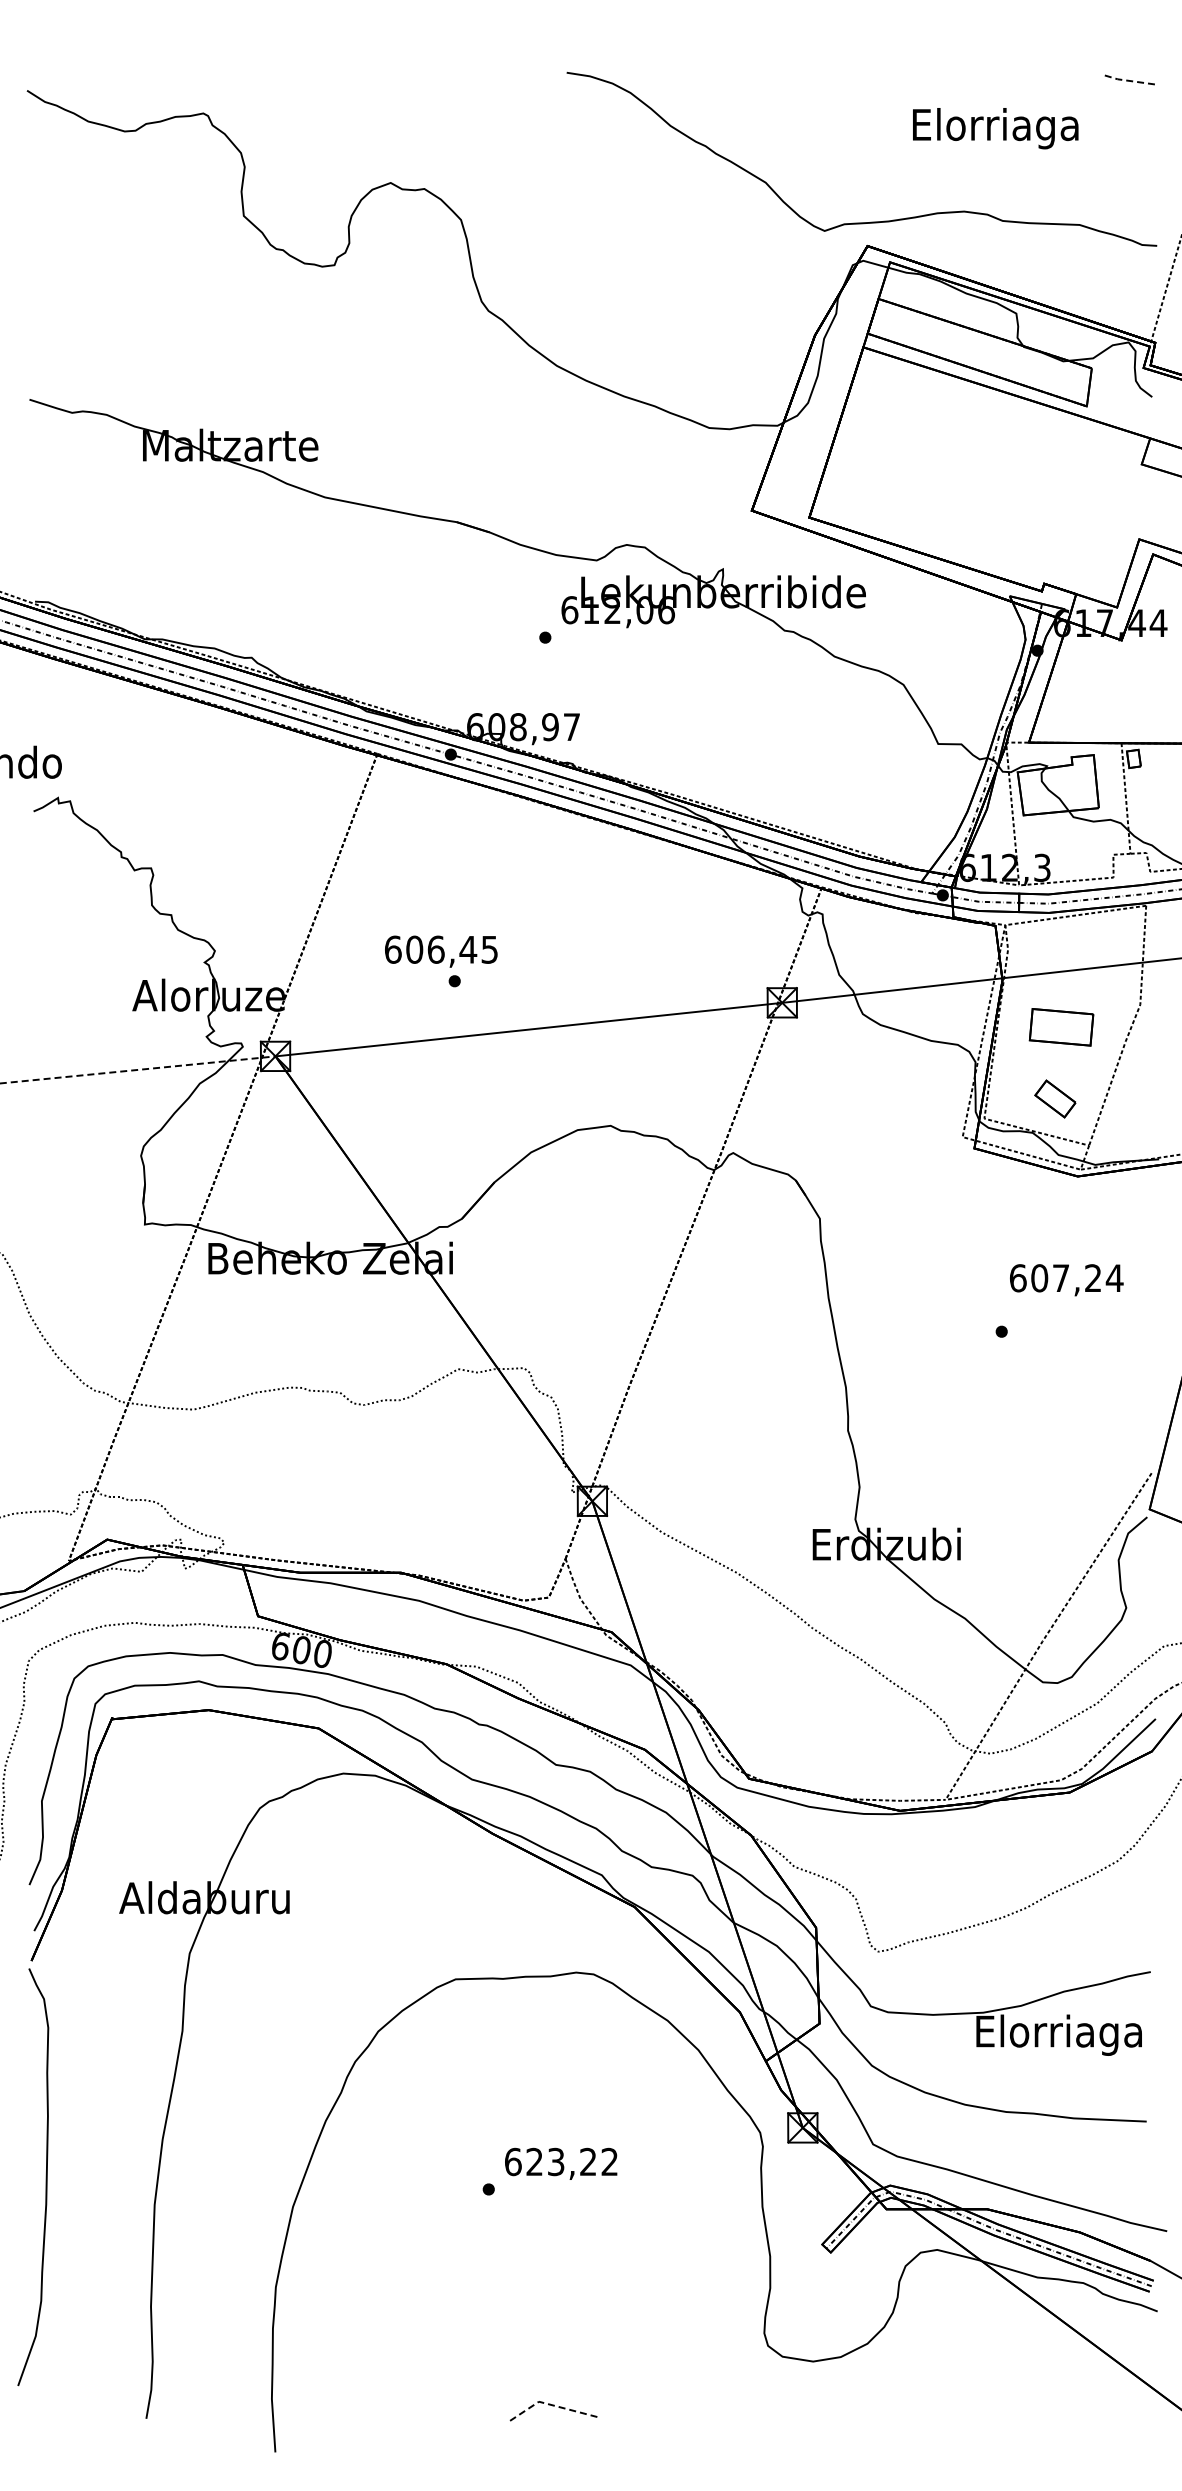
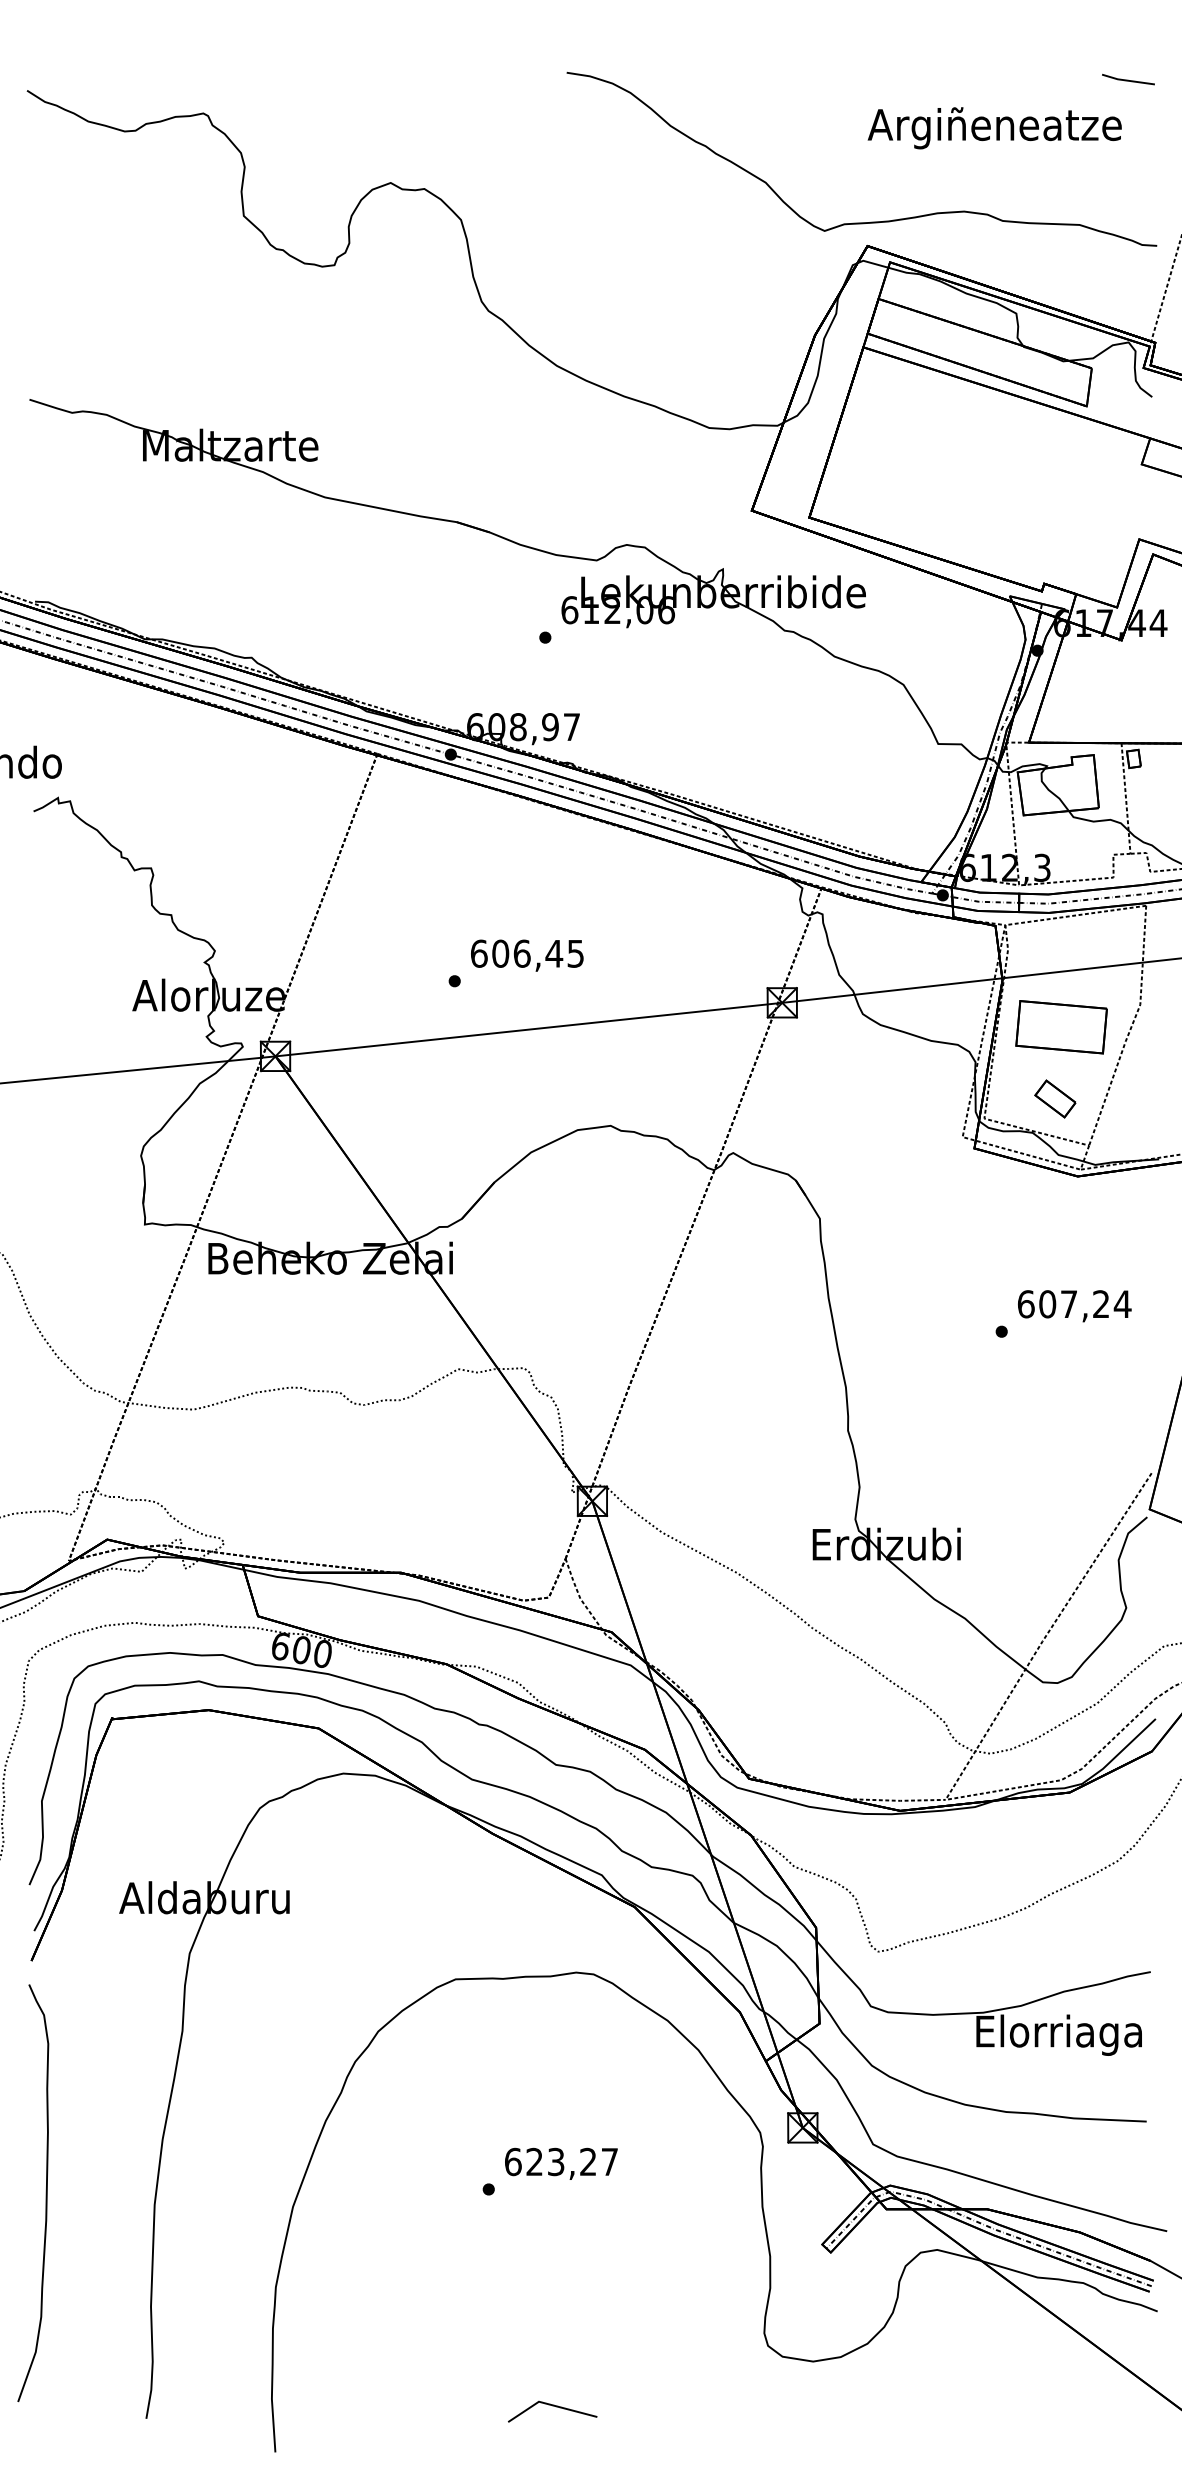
line: dashed -> solid (1127, 80)
text: Elorriaga -> Argiñeneatze (994, 128)
text position: (441, 951) -> (527, 955) (527, 955)
part size: 67x39 px -> 93x55 px (1061, 1027)
line: dashed -> solid (138, 1069)
text position: (1066, 1280) -> (1074, 1306) (1074, 1306)
text: 623,22 -> 623,27 (609, 2161)
curve position: (45, 2177) -> (45, 2193) (45, 2193)
line: dashed -> solid (549, 2404)
